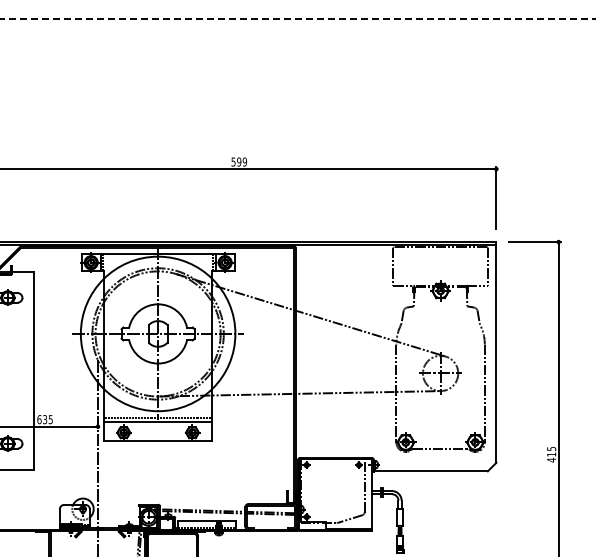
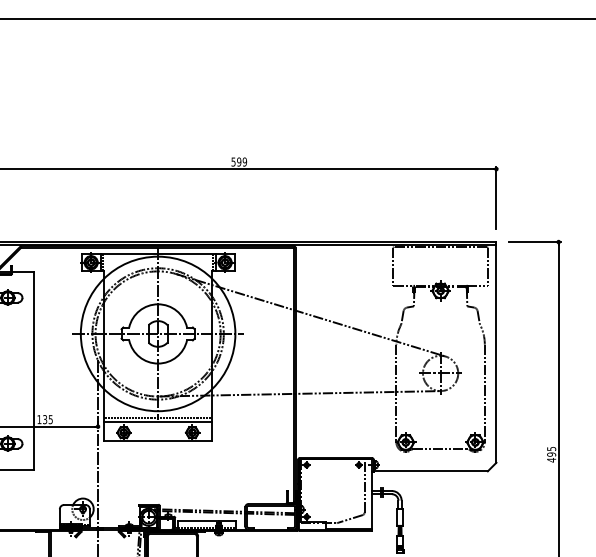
line: dashed -> solid (298, 19)
text: 635 -> 135 (39, 419)
text: 415 -> 495 (551, 454)
